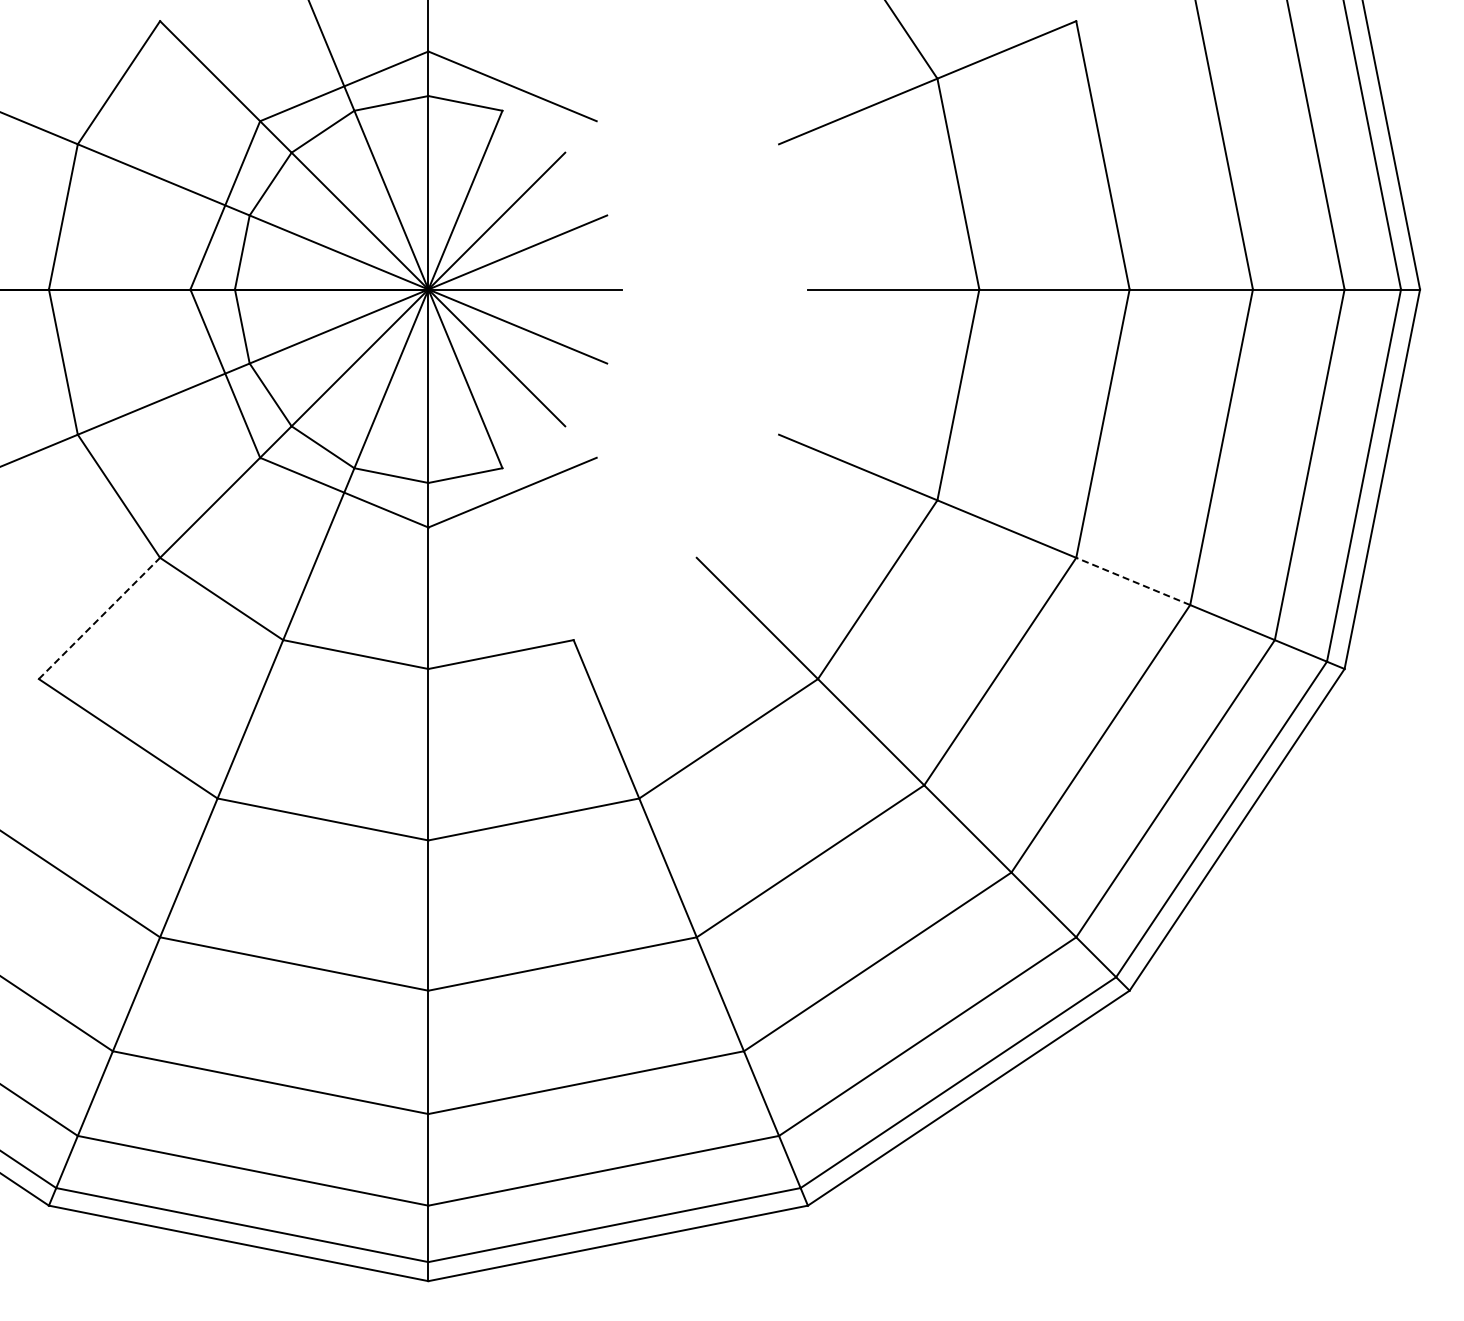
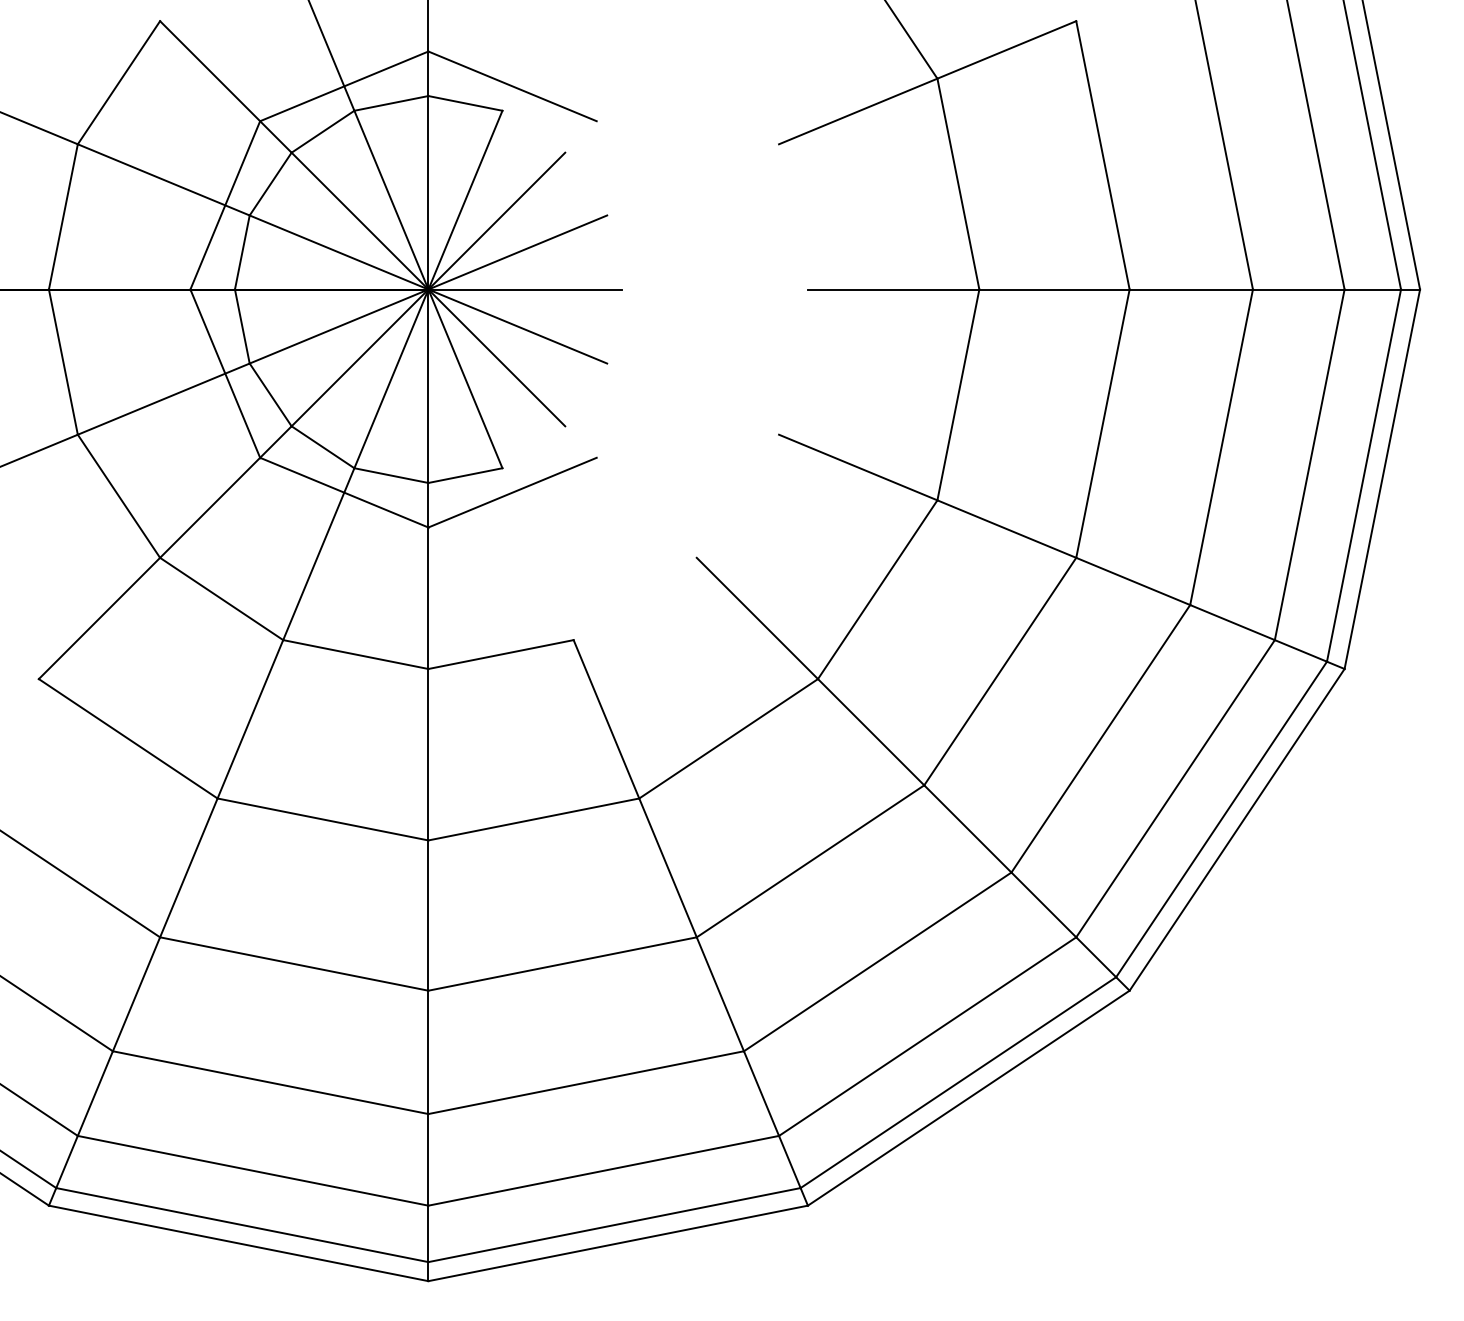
line: dashed -> solid (1133, 581)
line: dashed -> solid (99, 618)
